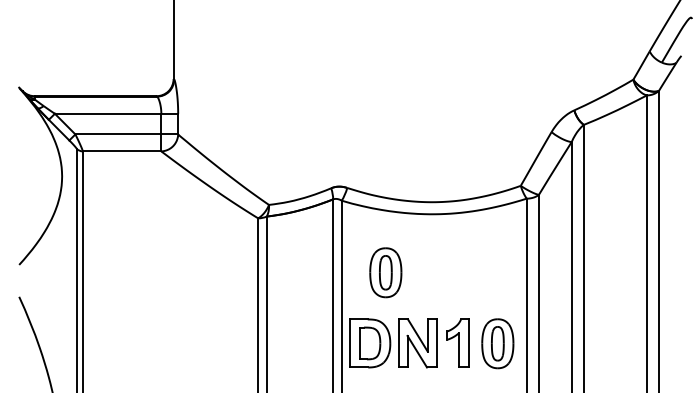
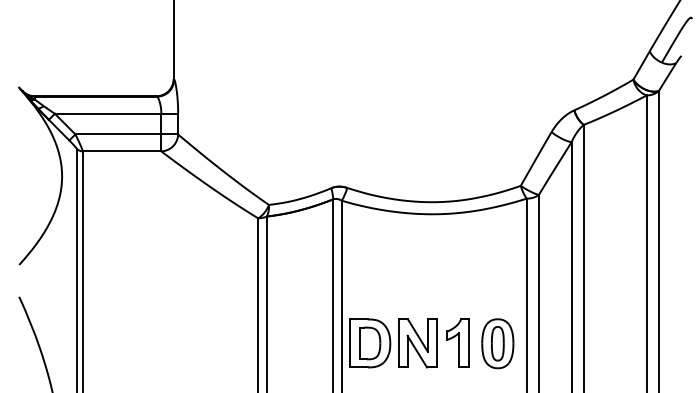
part: present -> none (385, 272)
